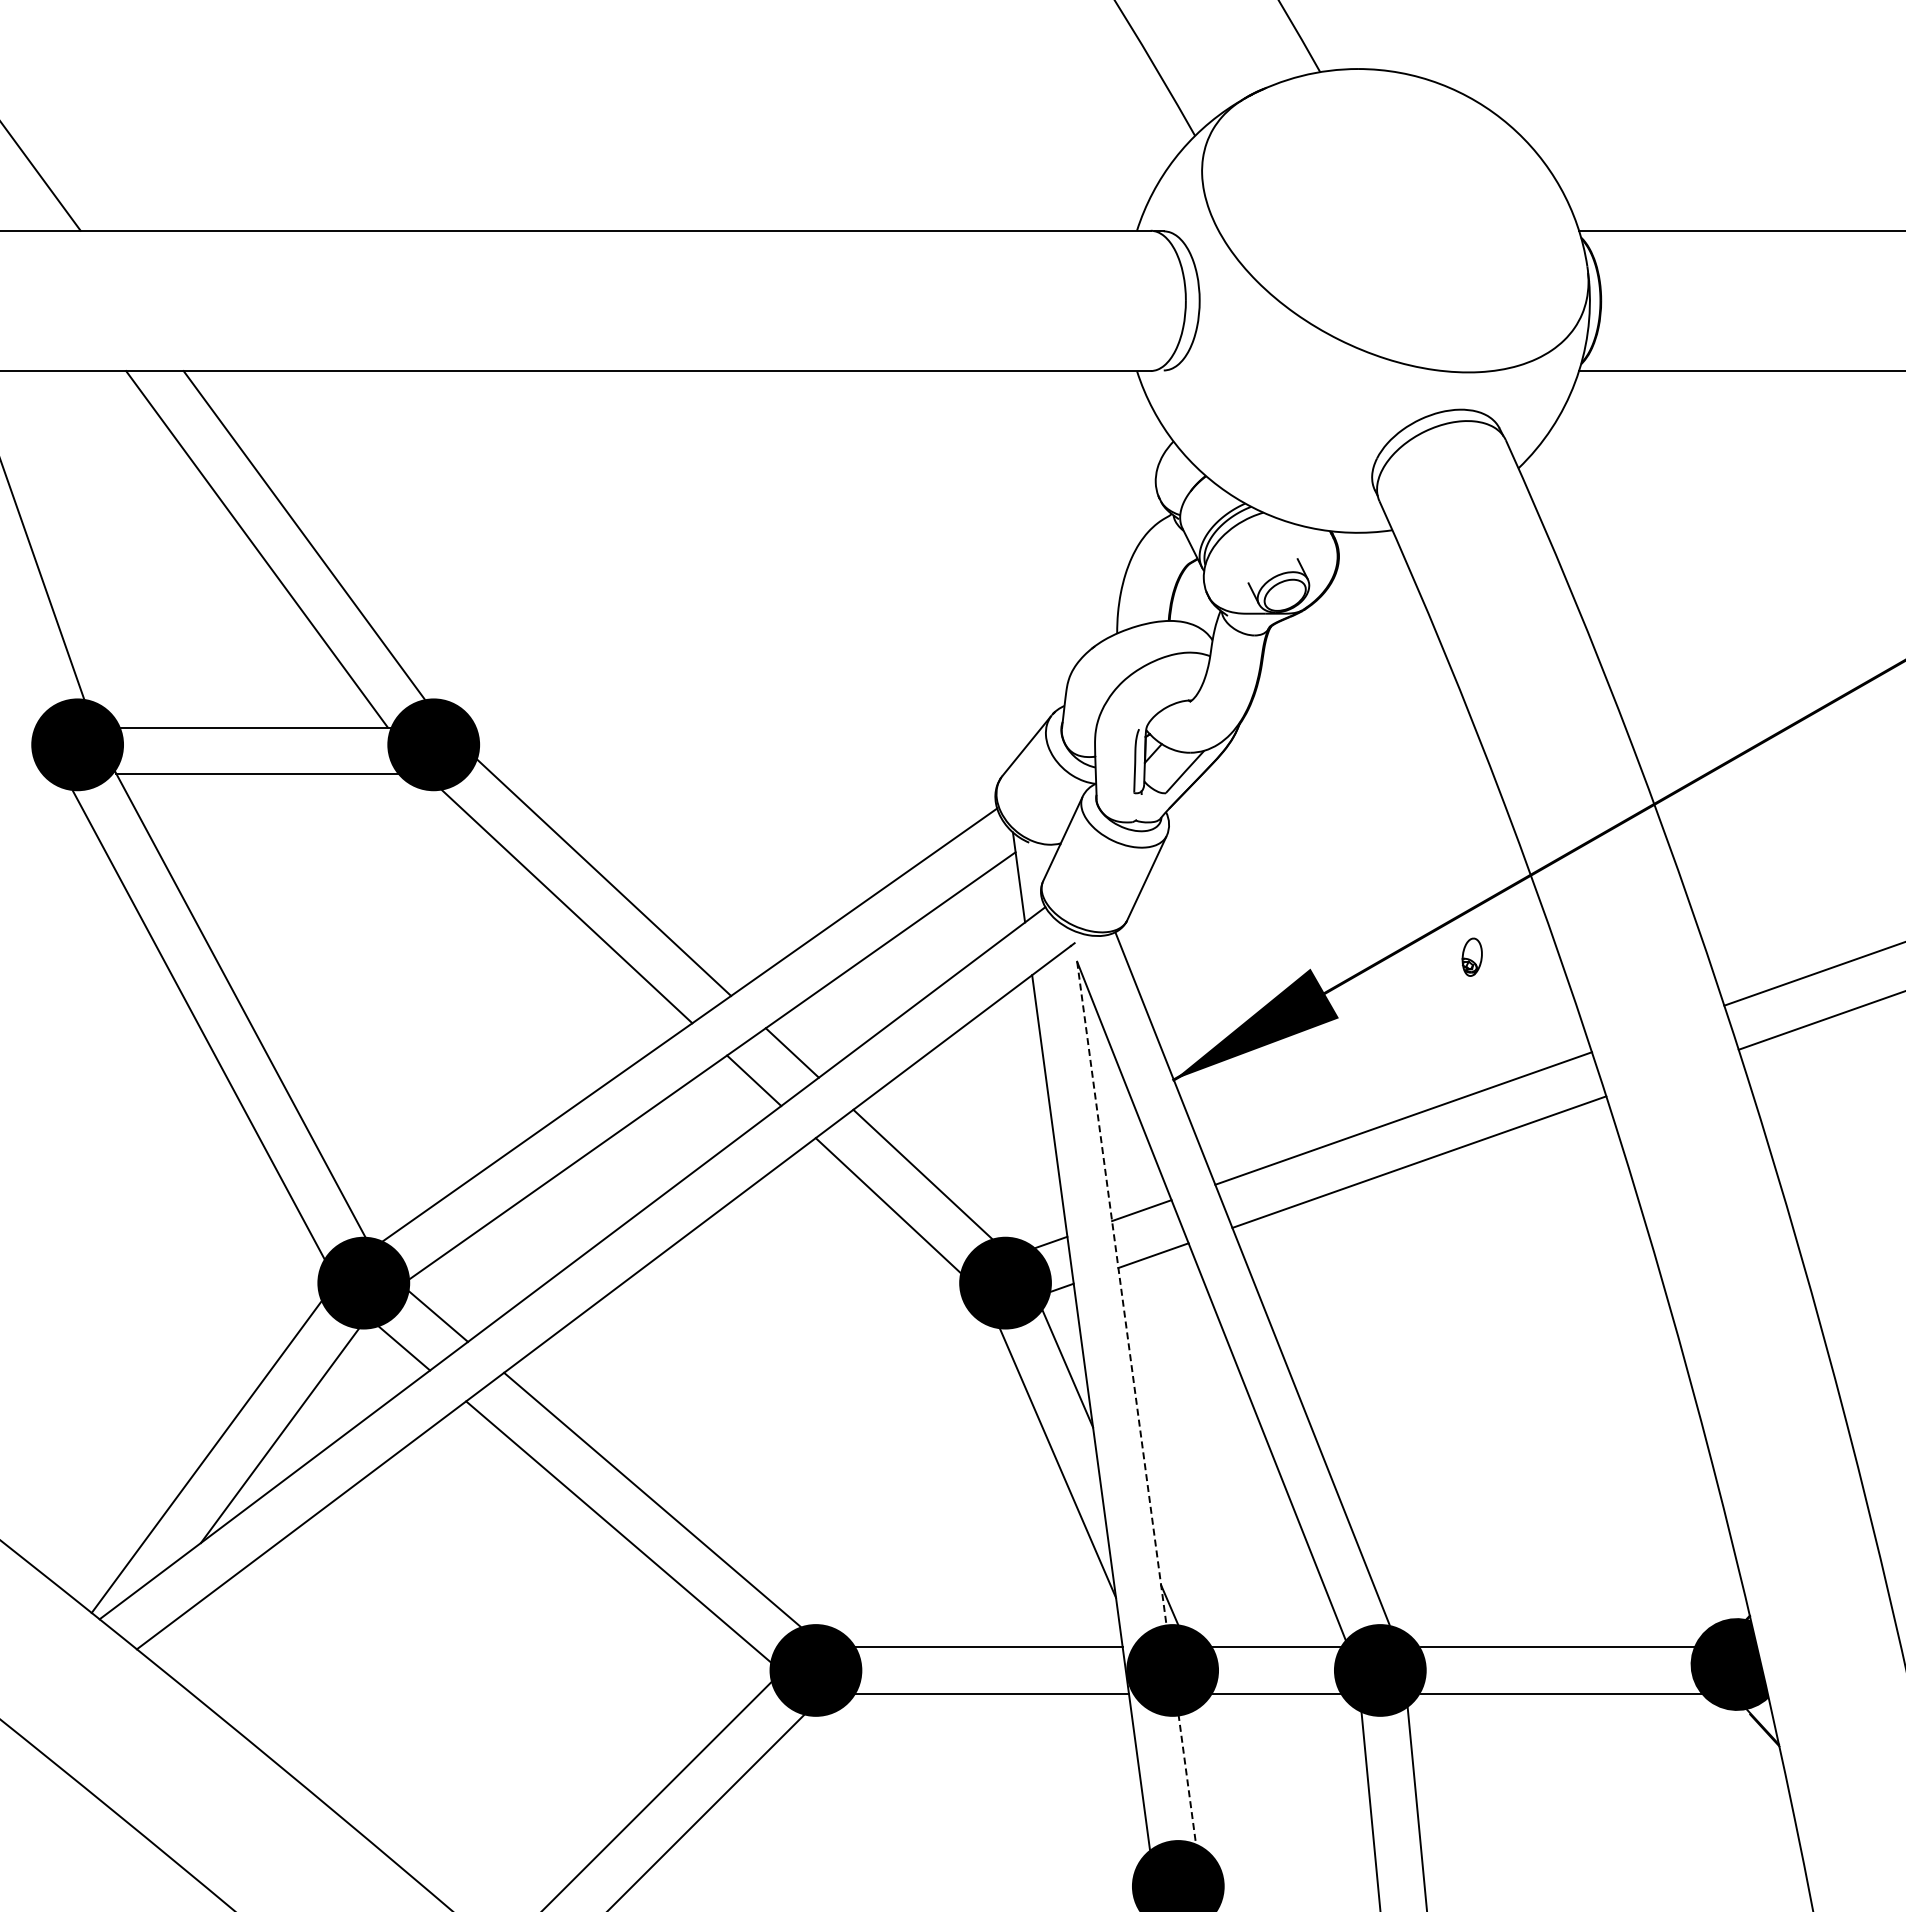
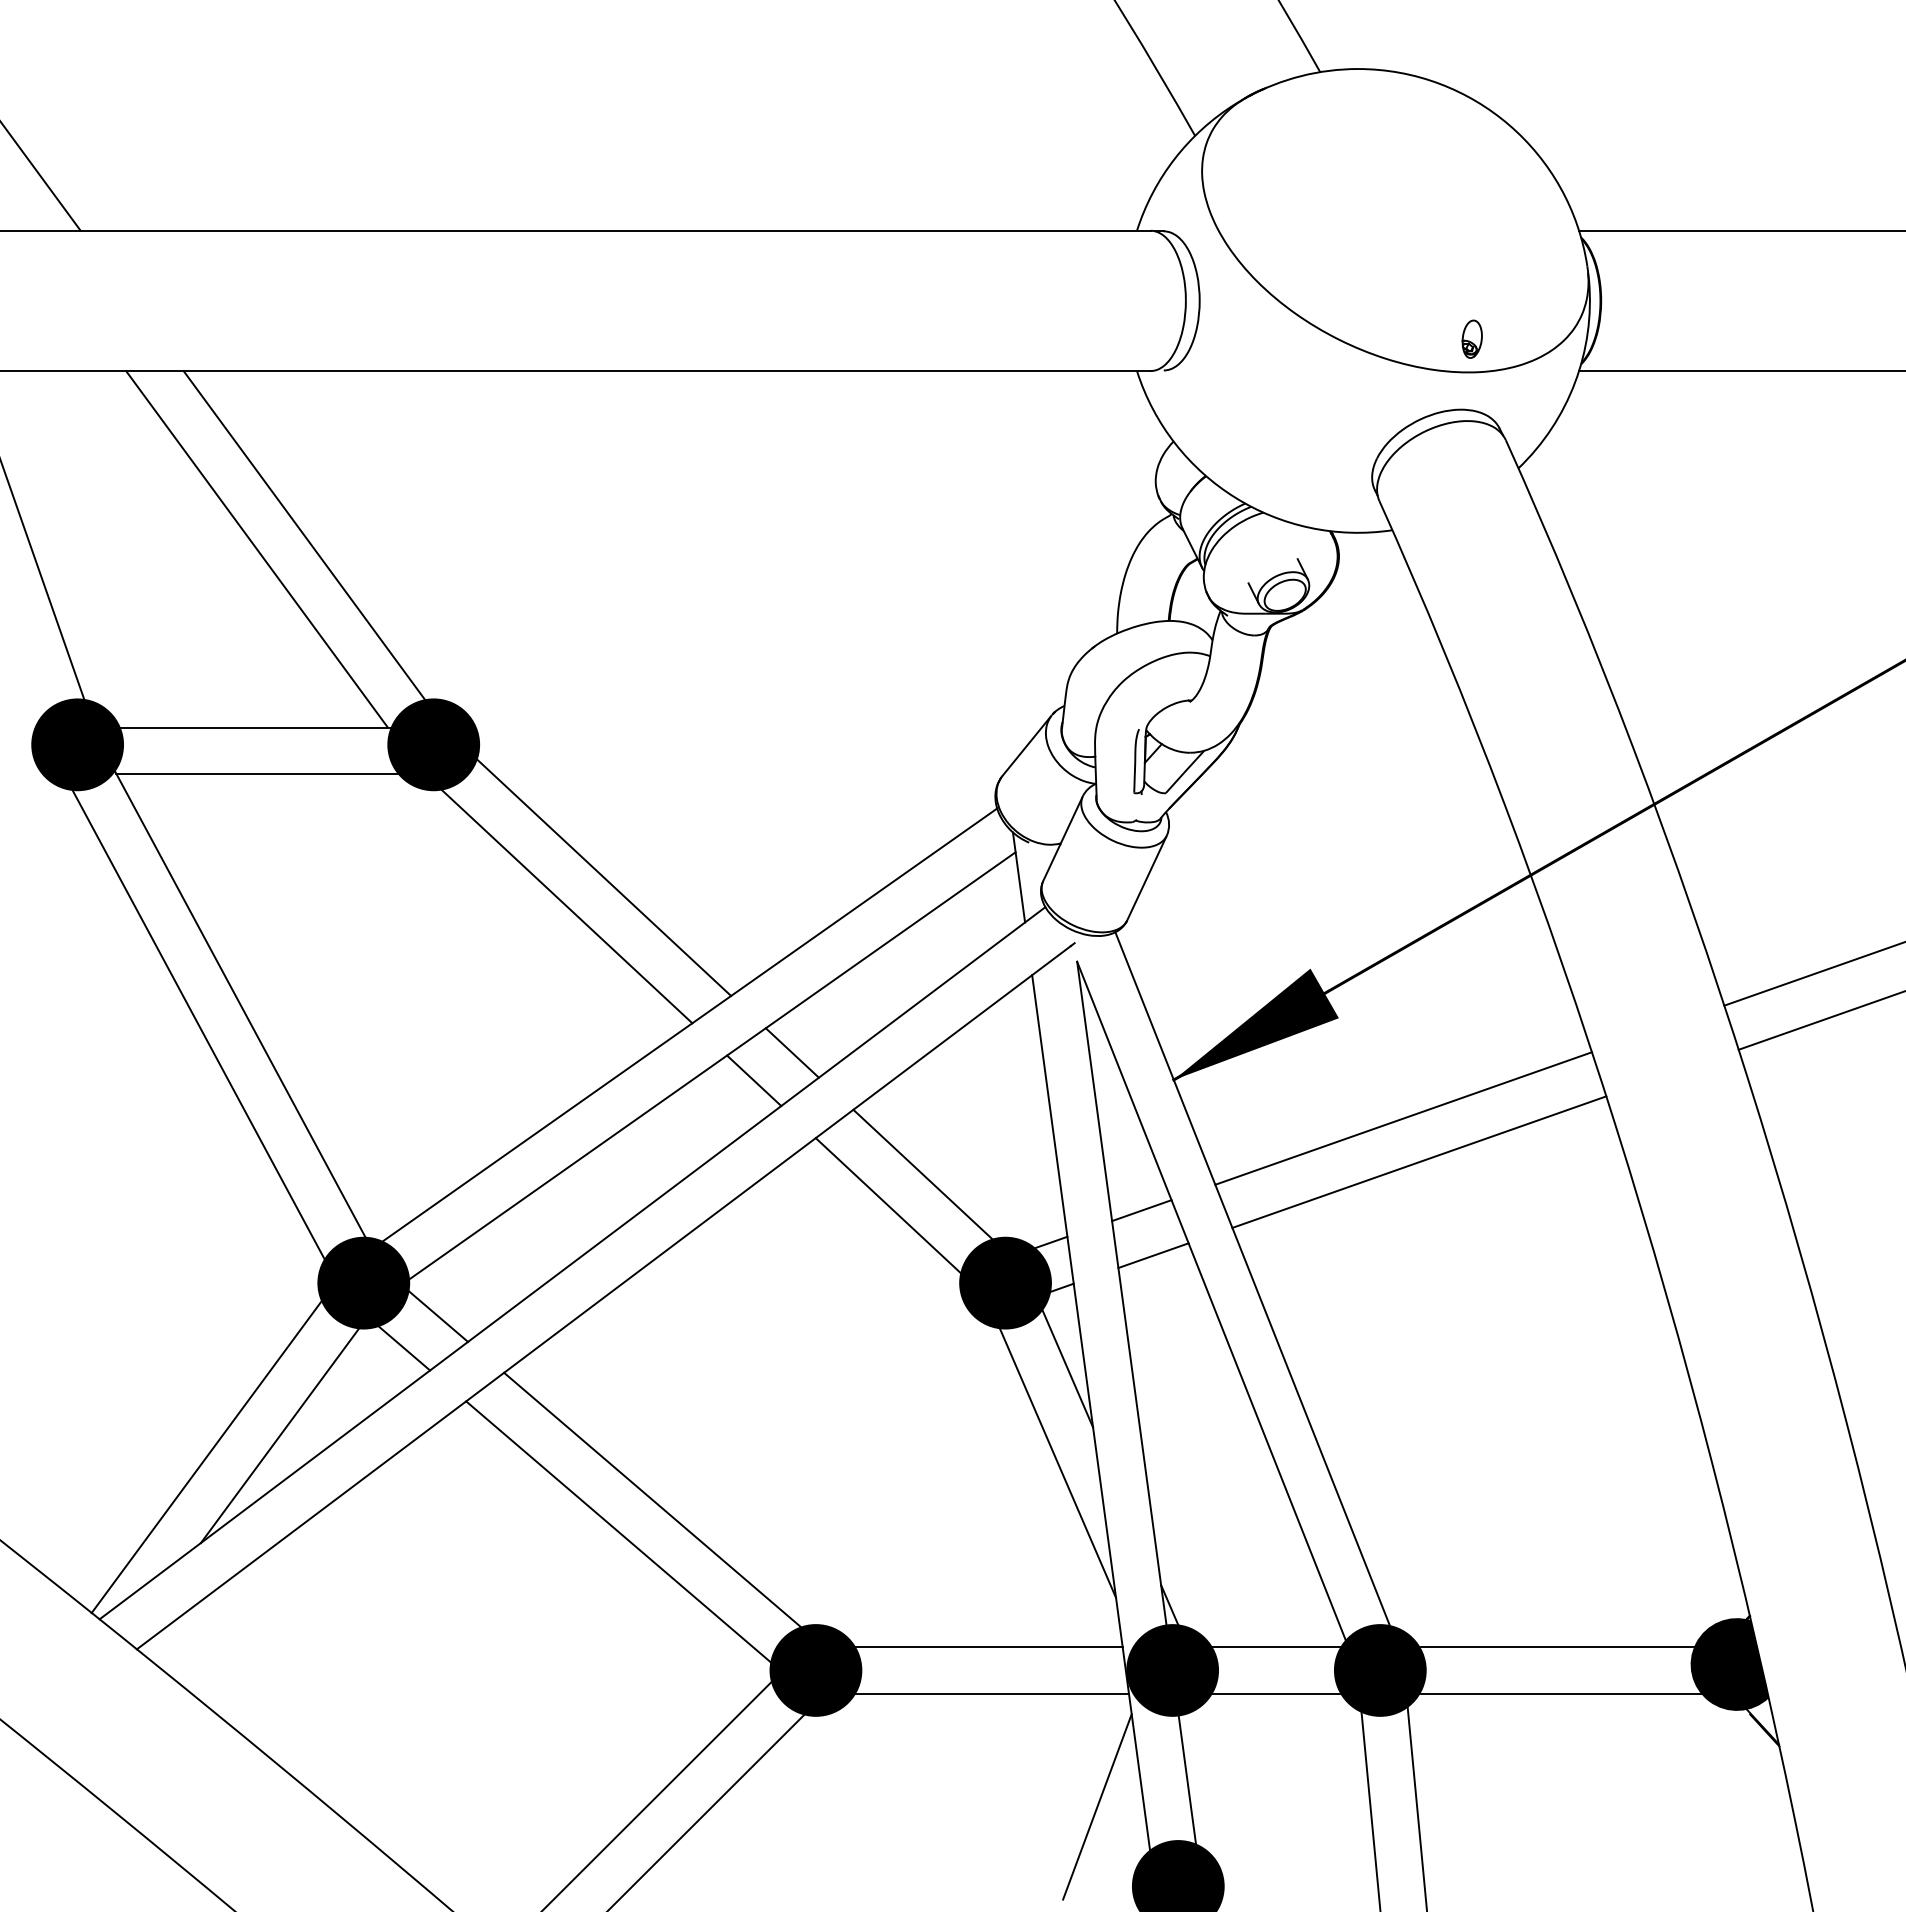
part position: (1471, 956) -> (1471, 338) (1471, 338)
line: dashed -> solid (1136, 1402)
line: none -> present (1097, 1806)
